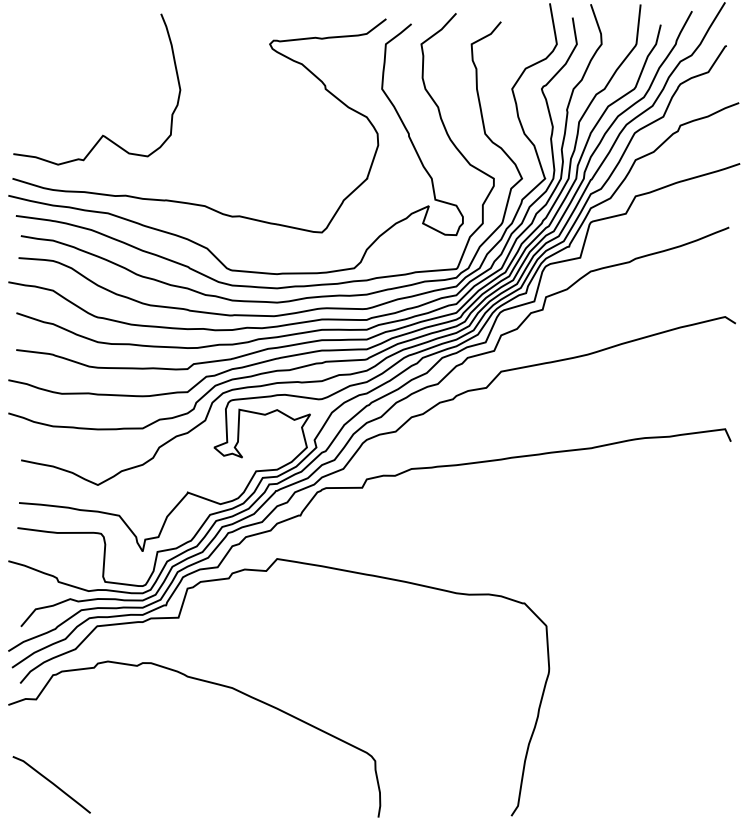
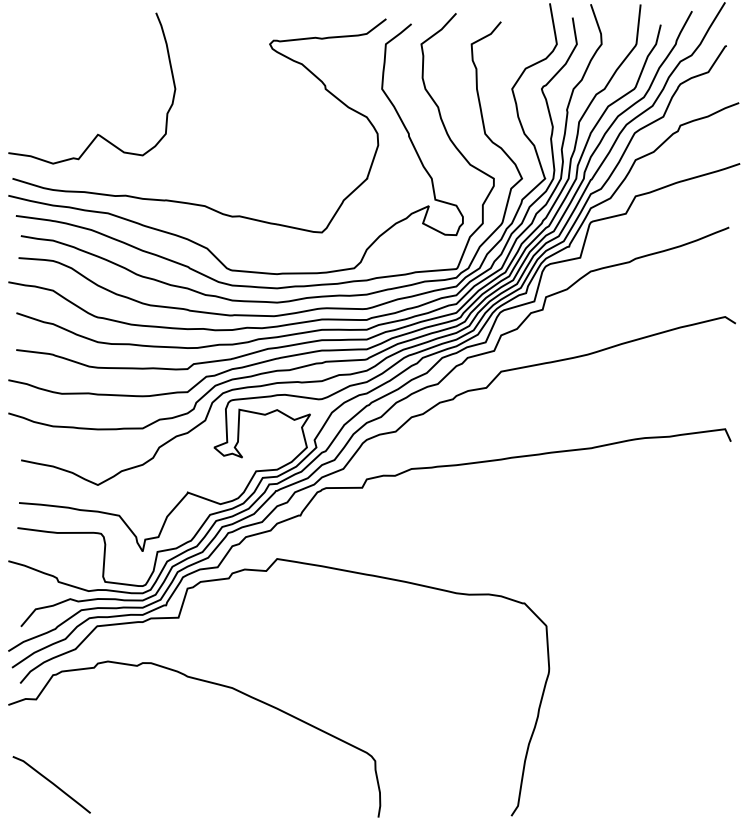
curve position: (102, 134) -> (97, 133) (97, 133)
